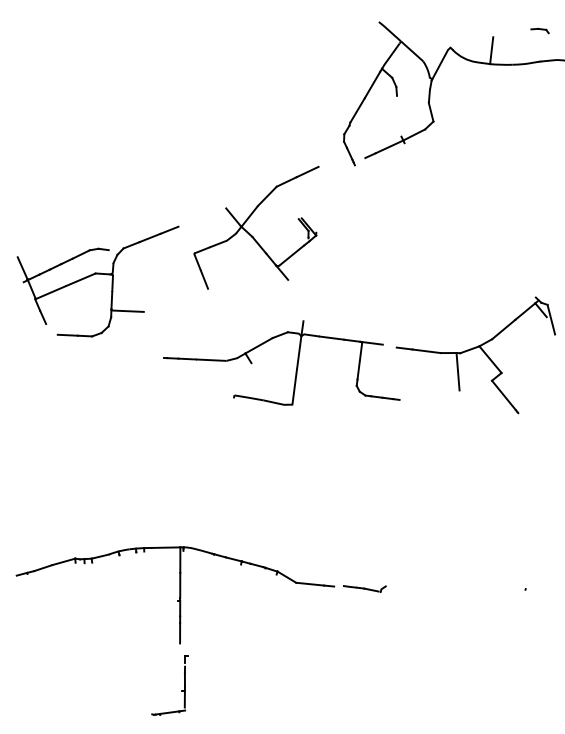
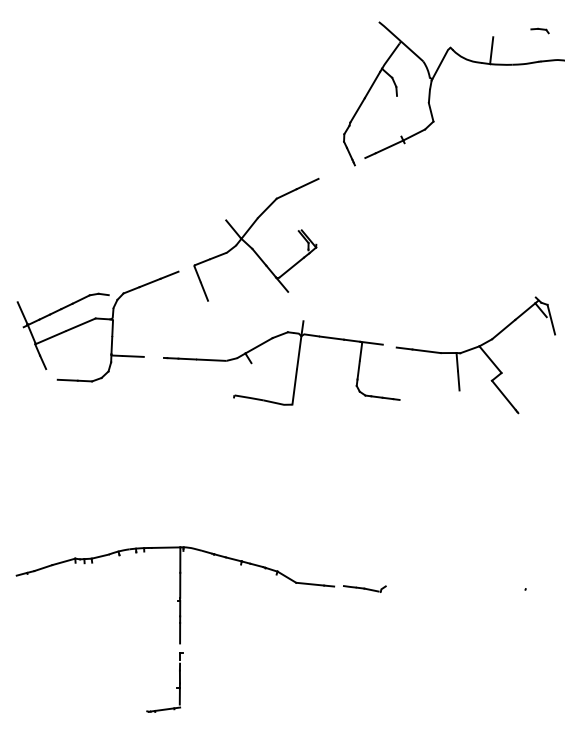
part position: (250, 233) -> (250, 245) (250, 245)
part position: (97, 274) -> (97, 319) (97, 319)
part position: (181, 690) -> (176, 687) (176, 687)
